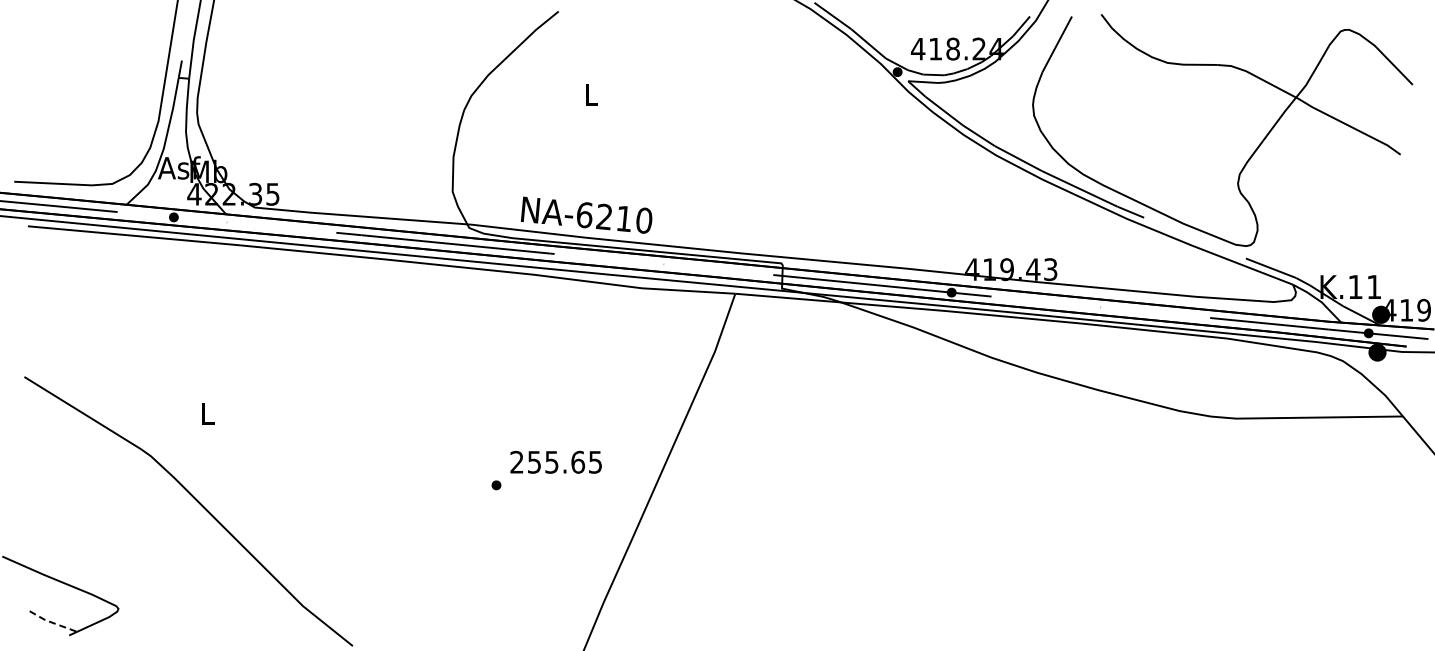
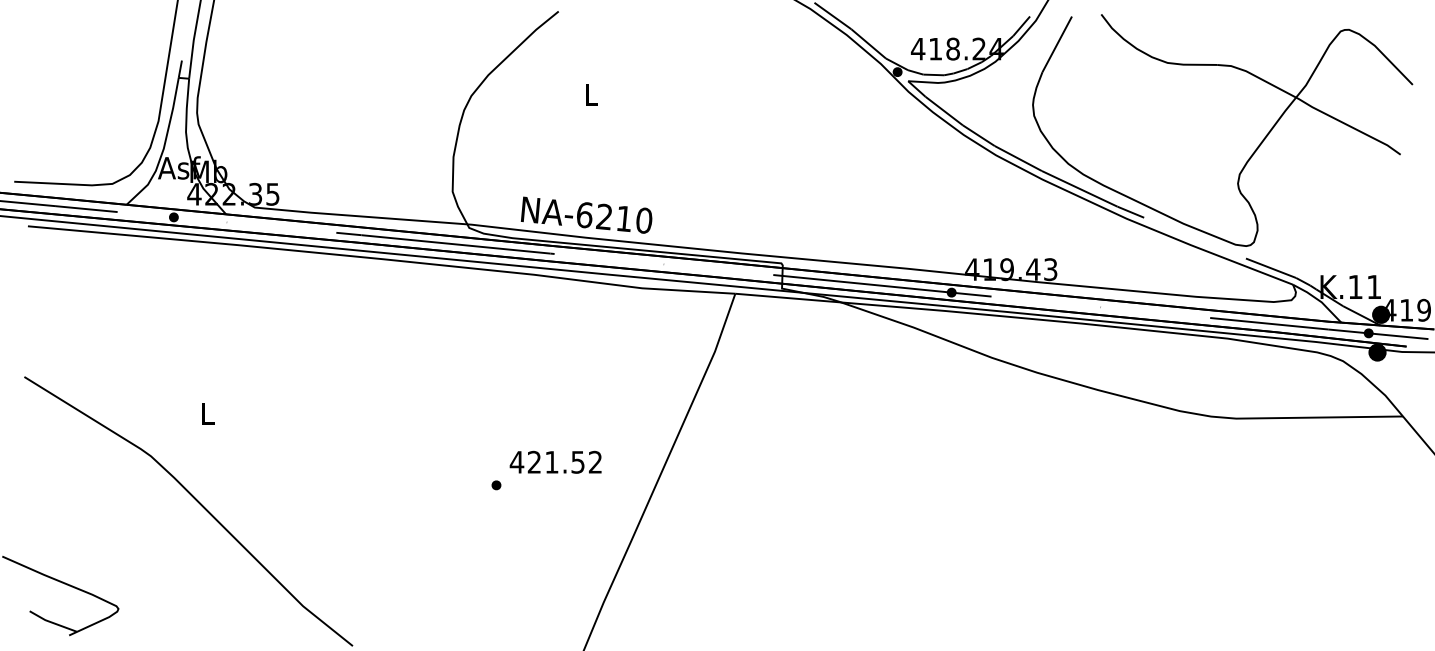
text: 255.65 -> 421.52 (555, 461)
line: dashed -> solid (51, 622)
